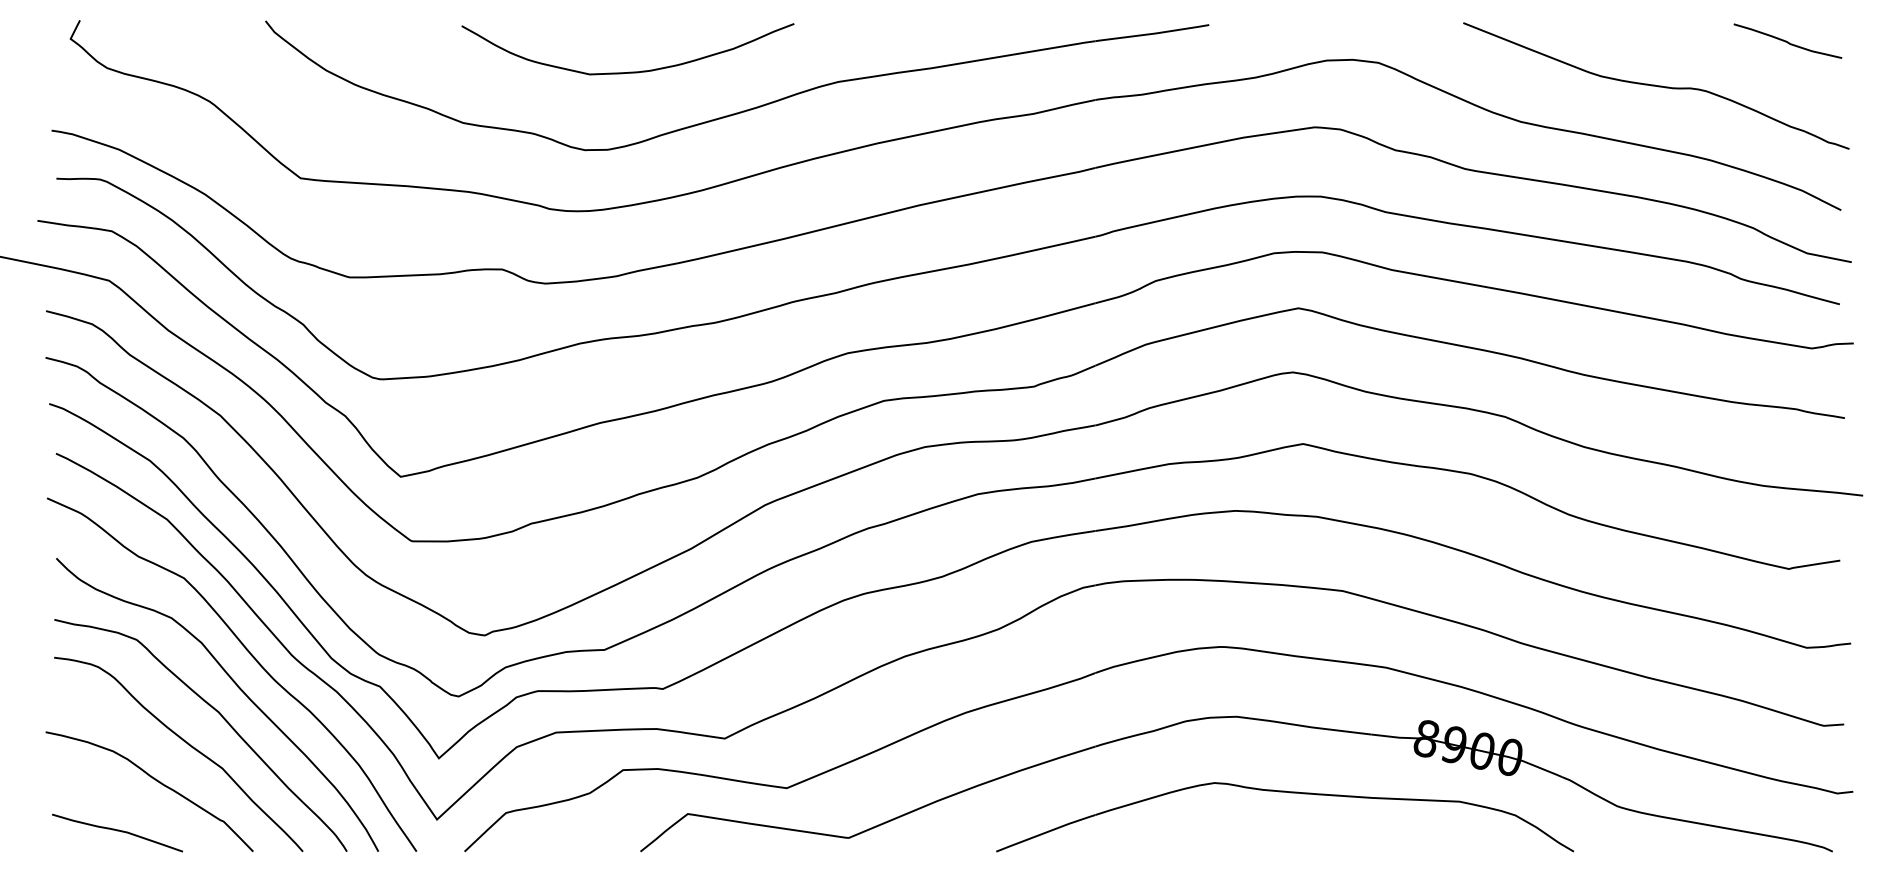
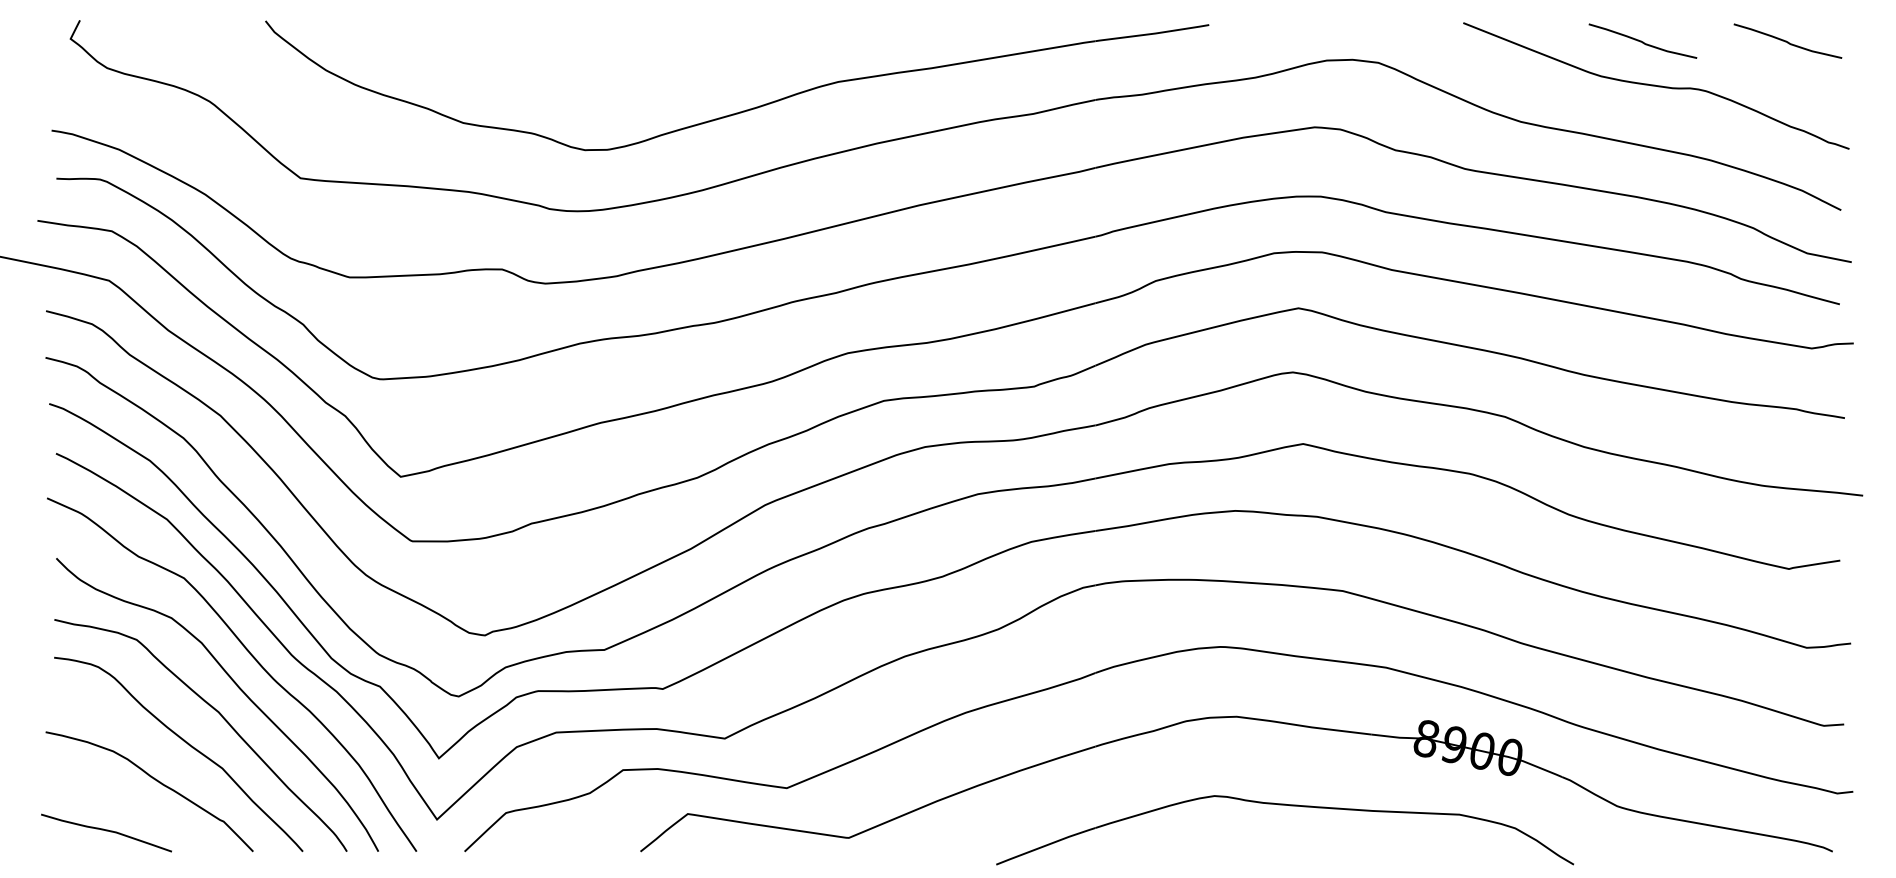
curve: none -> present (1641, 40)
curve: present -> none (629, 71)
part position: (1290, 793) -> (1290, 806) (1290, 806)
curve position: (117, 831) -> (106, 831) (106, 831)
